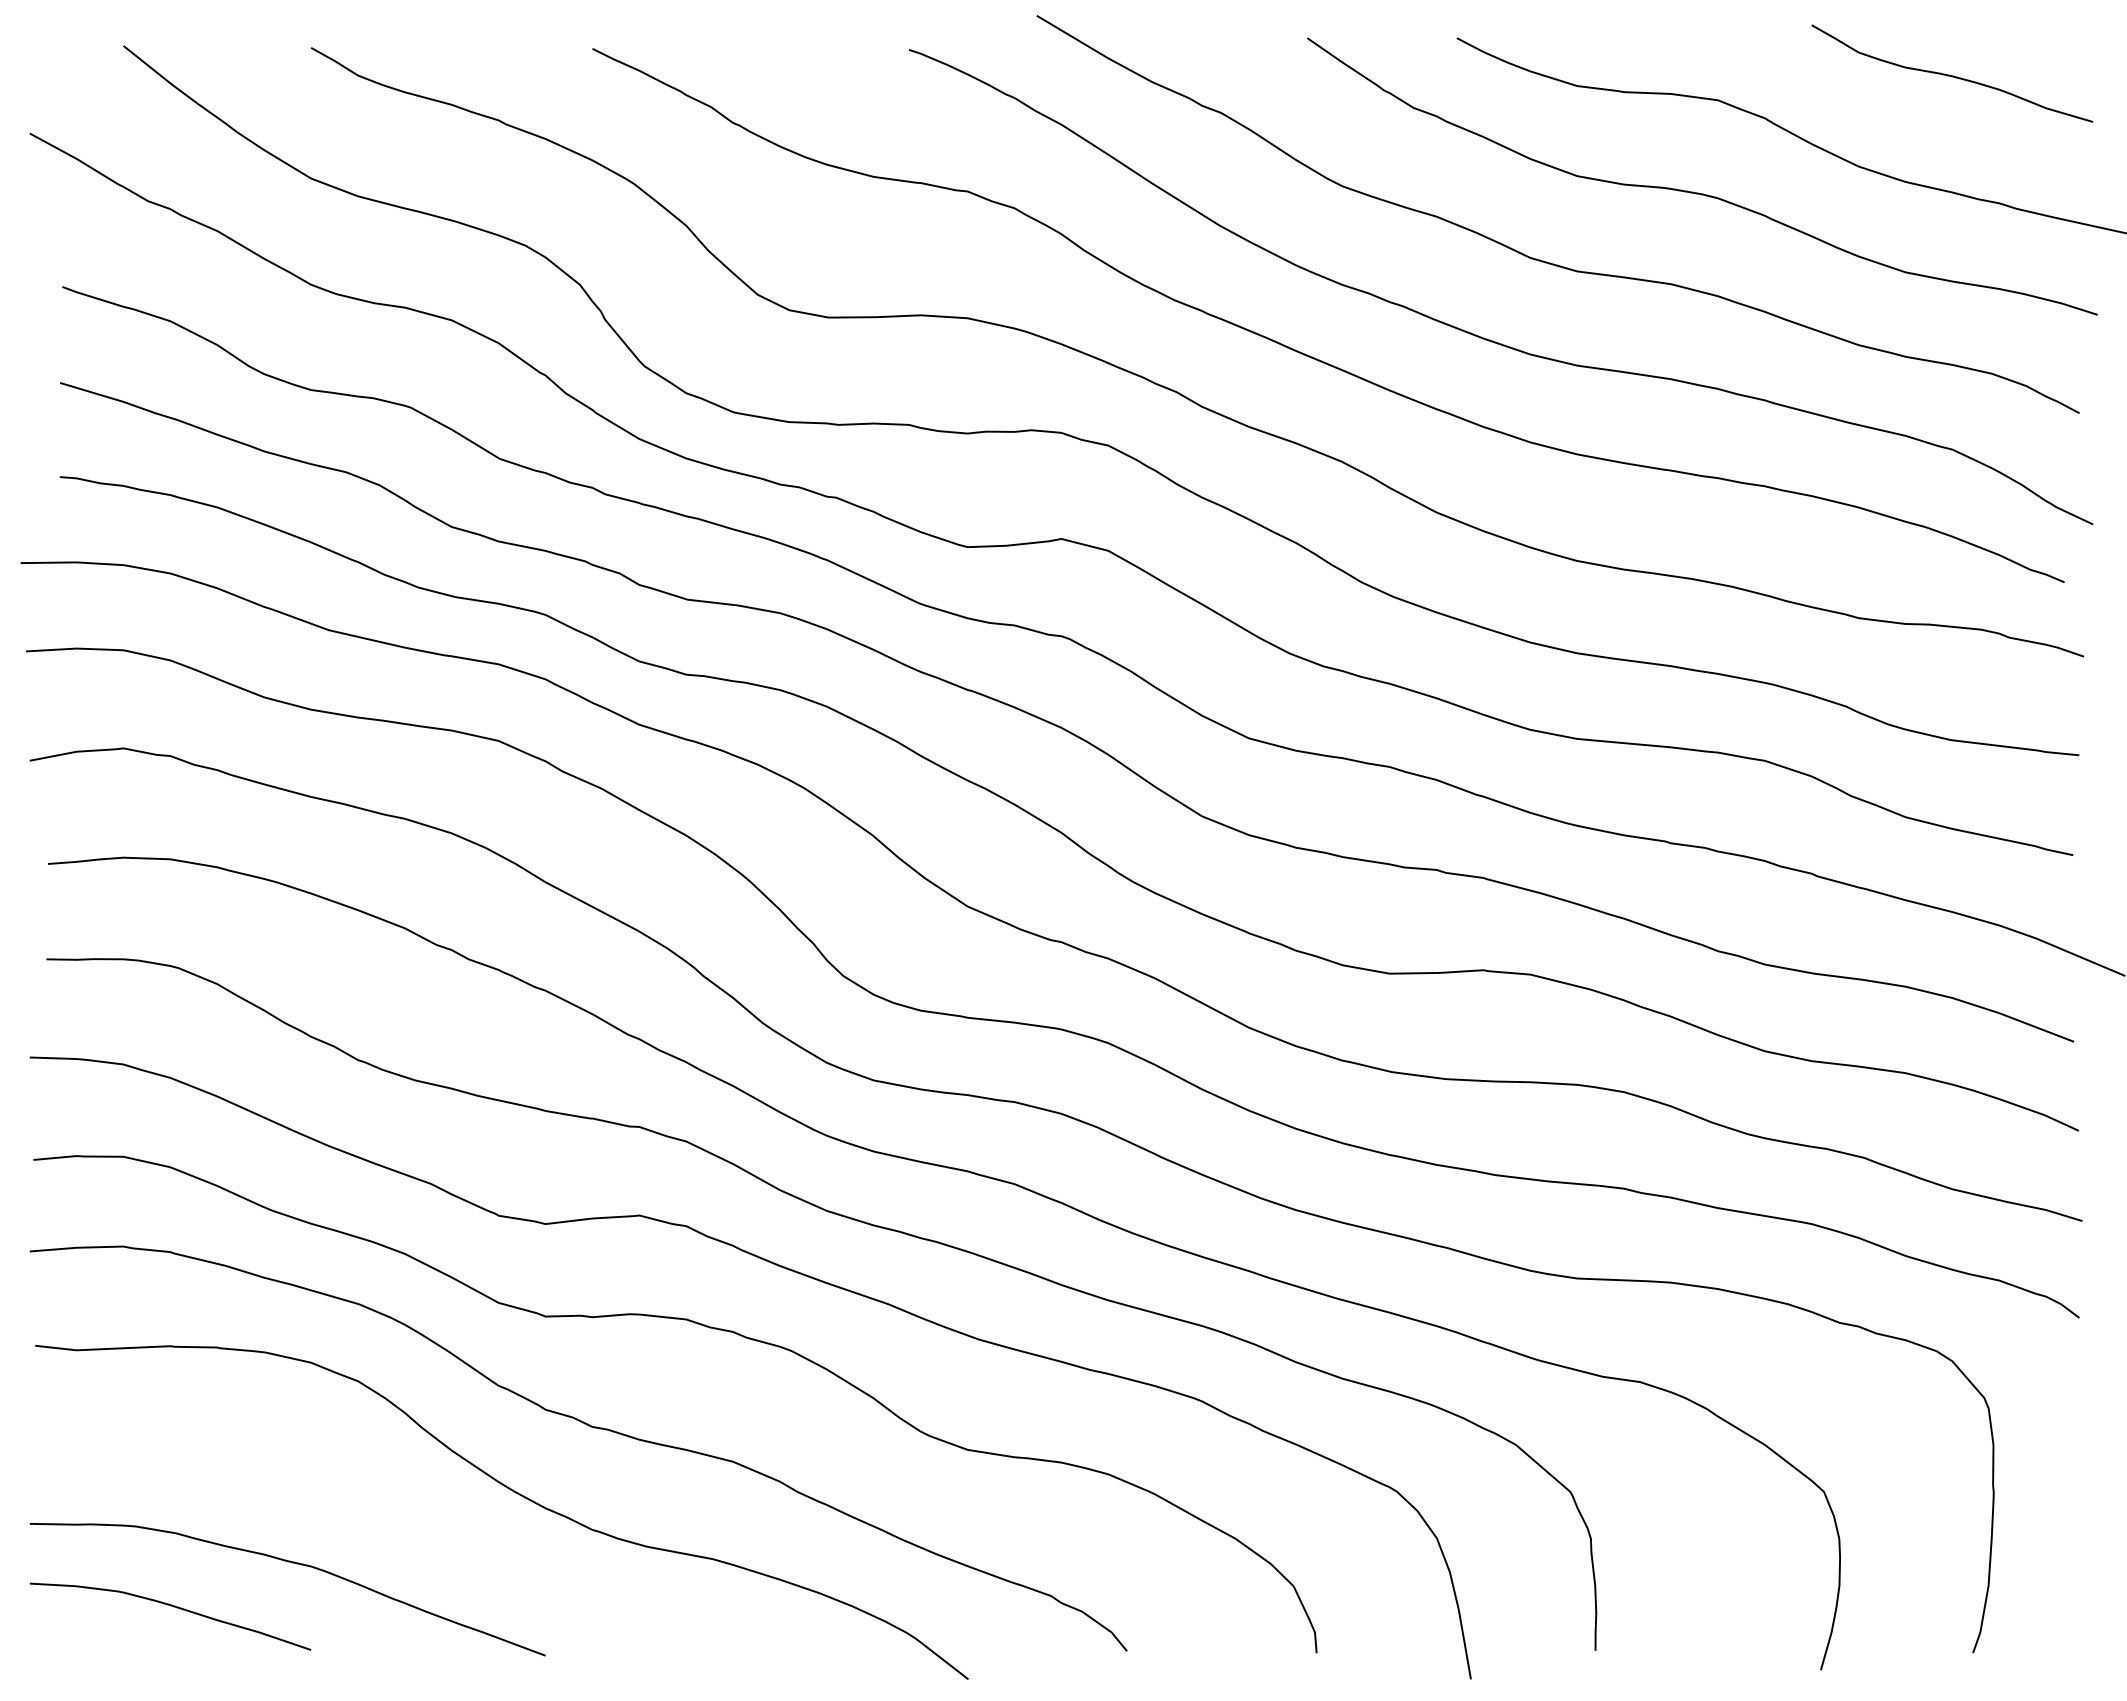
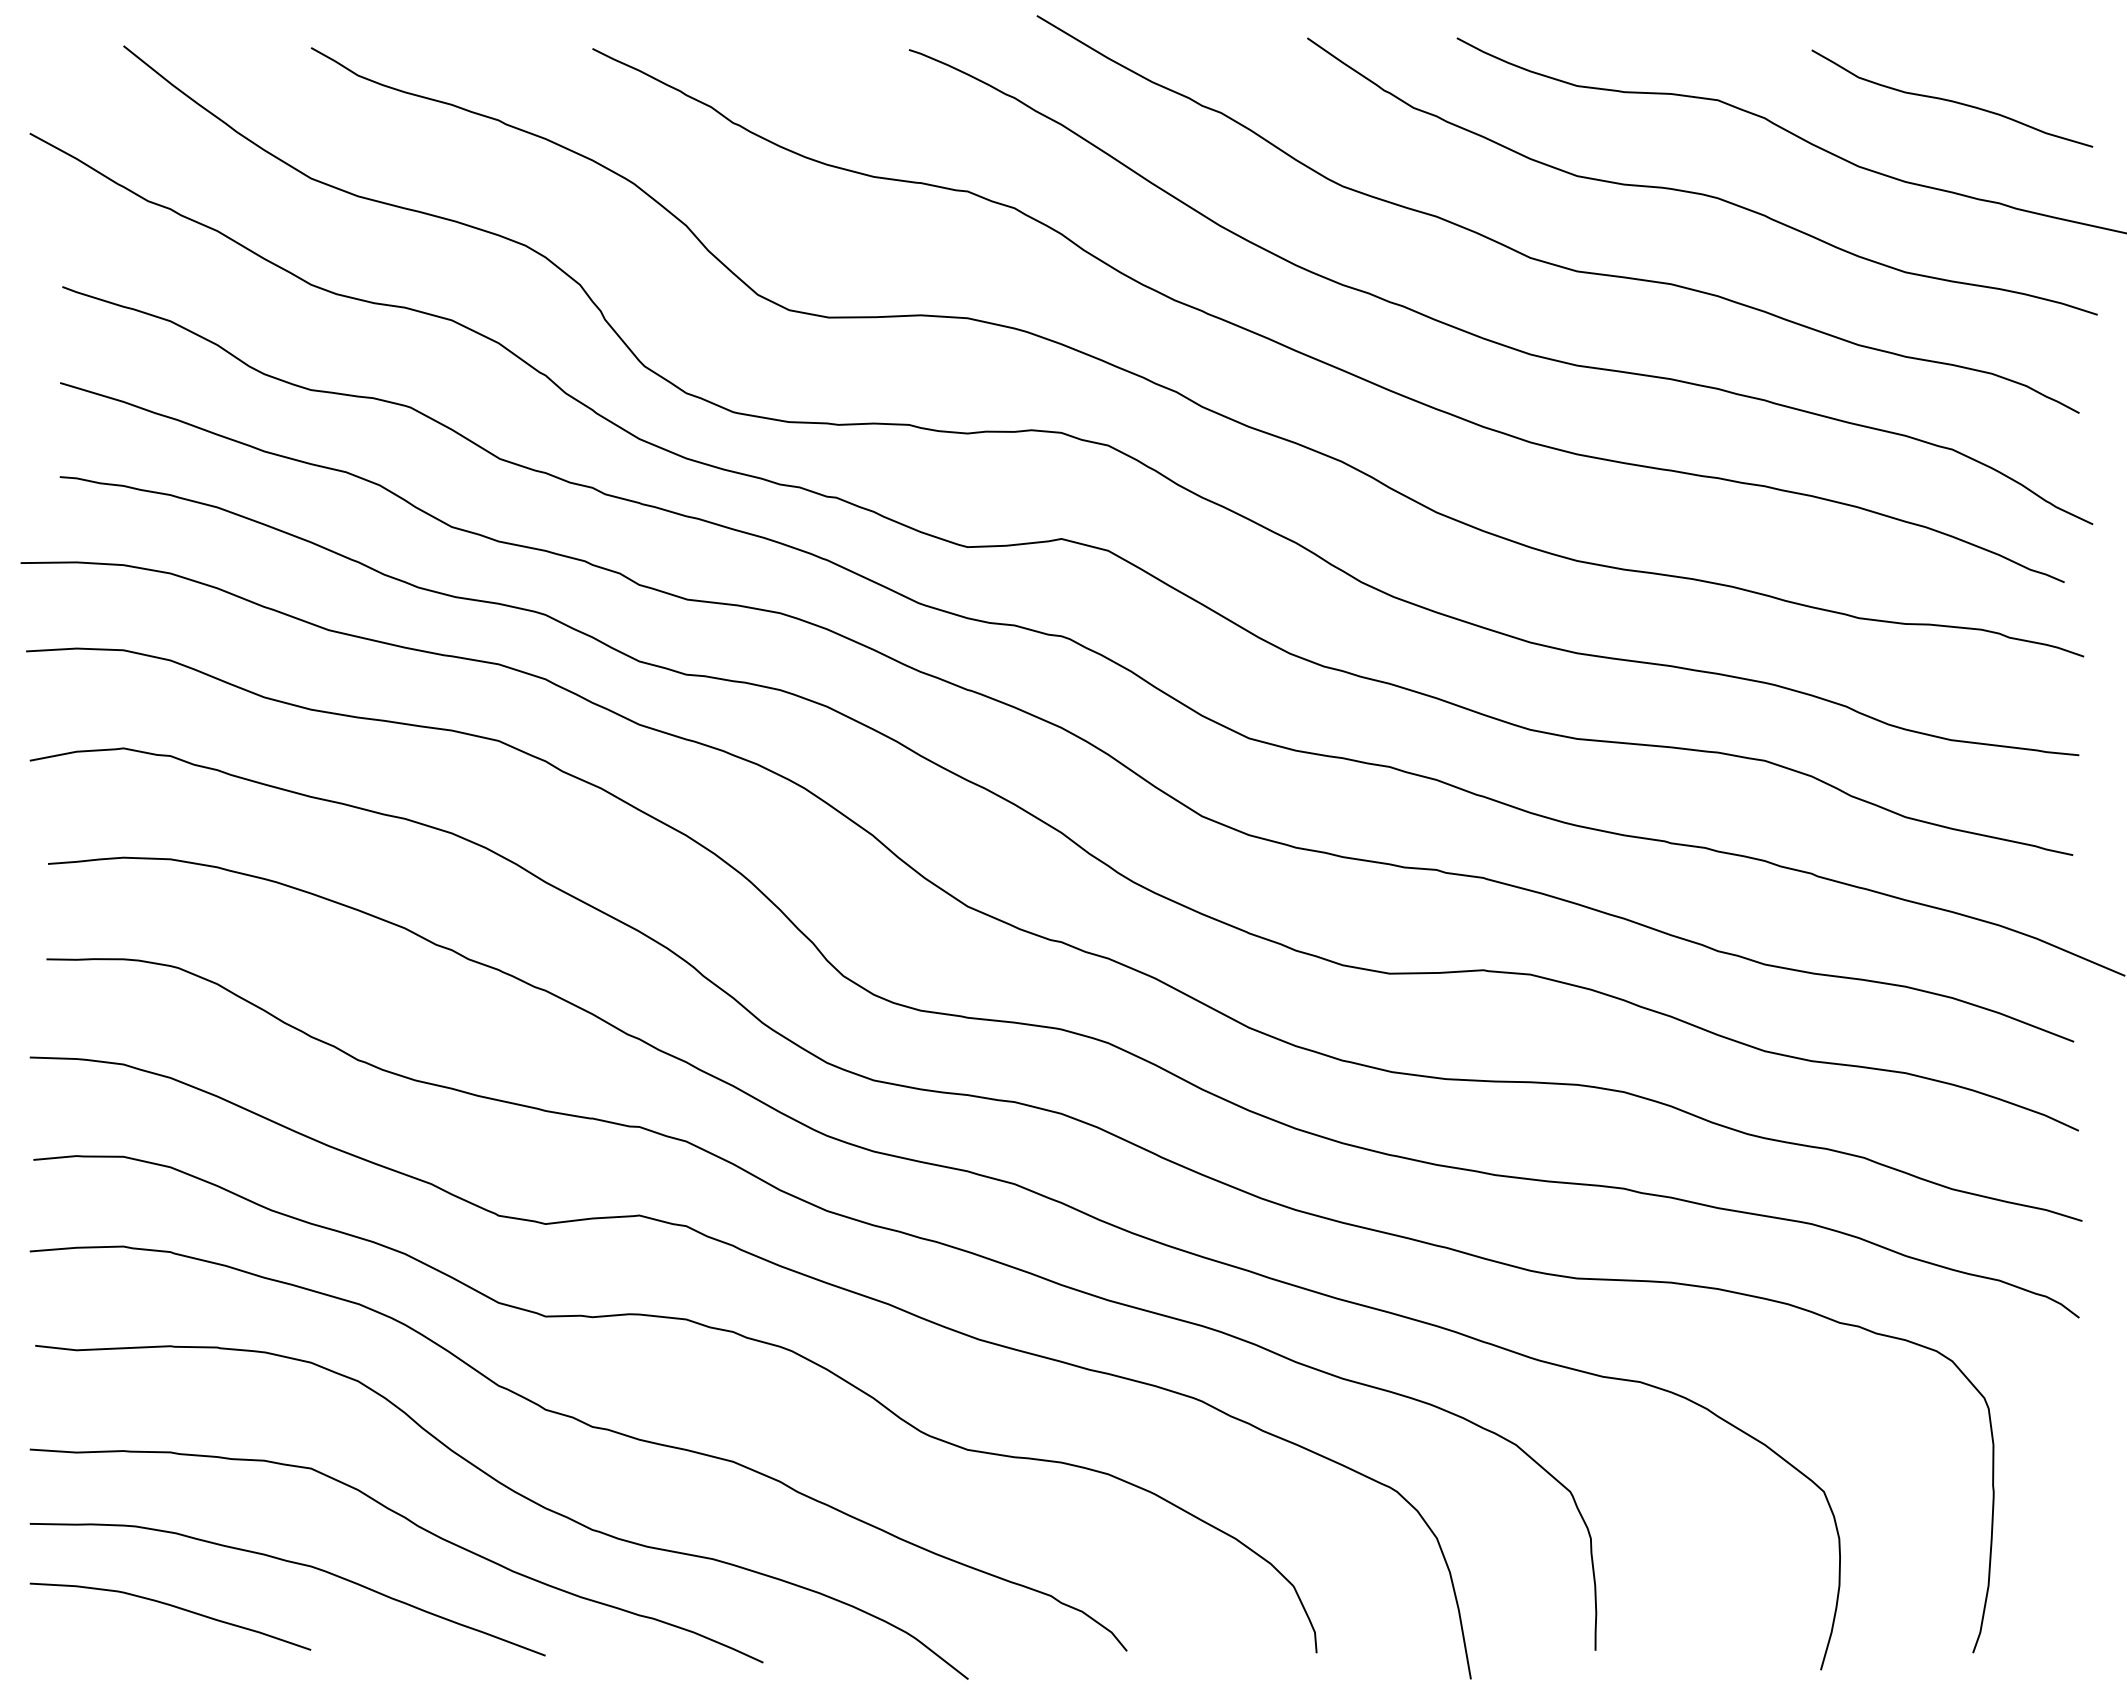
curve position: (1952, 75) -> (1952, 100) (1952, 100)
curve: none -> present (416, 1526)
